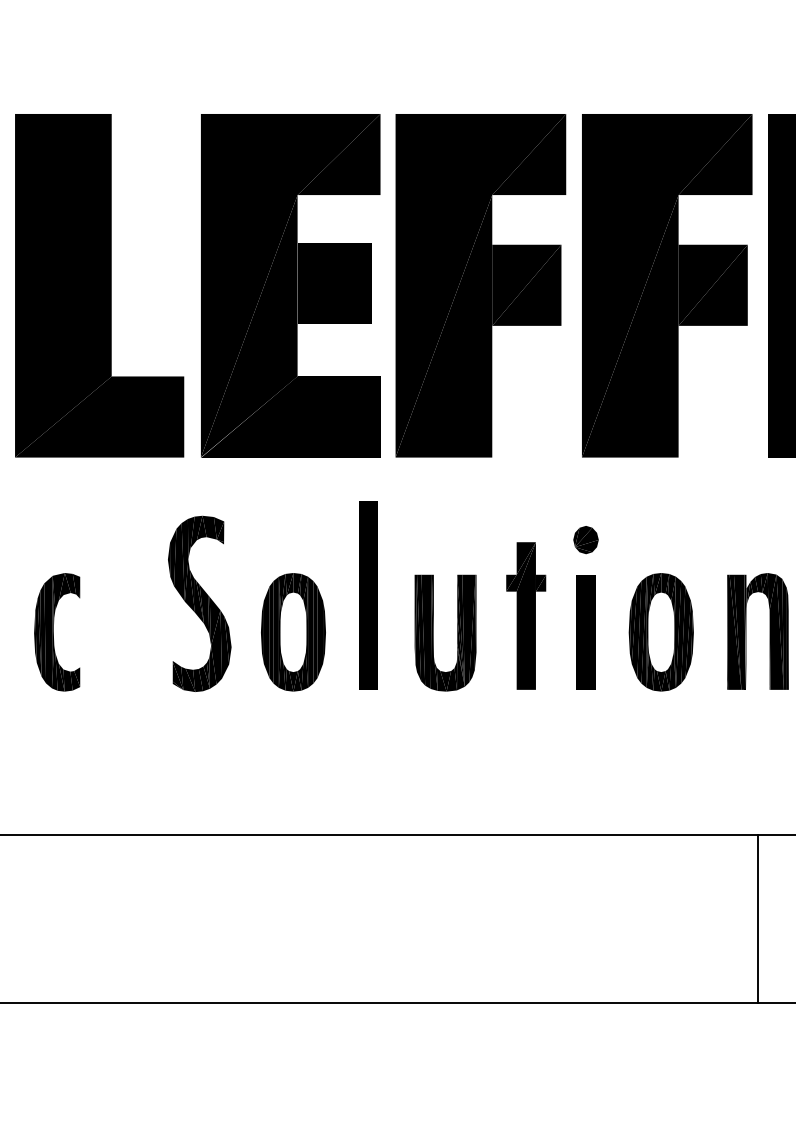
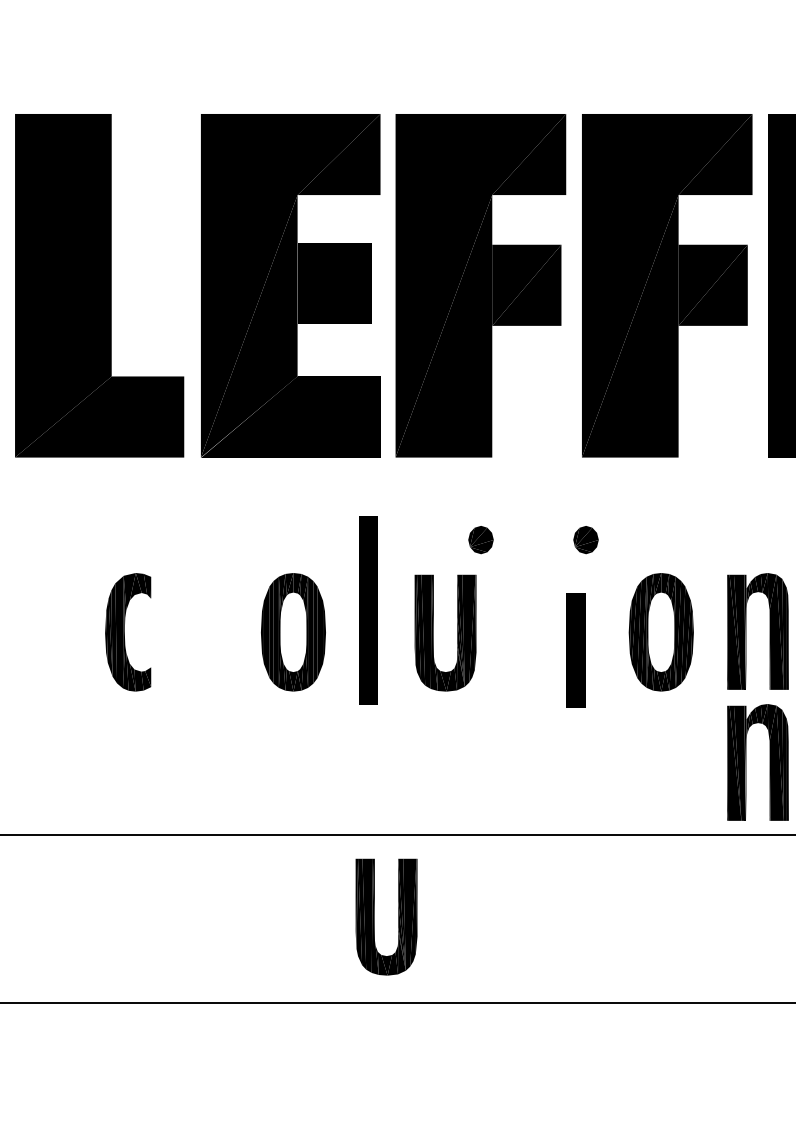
part: none -> present (480, 540)
part position: (368, 595) -> (368, 610) (368, 610)
part: present -> none (199, 603)
part: present -> none (526, 615)
part position: (57, 632) -> (128, 632) (128, 632)
part position: (585, 632) -> (575, 650) (575, 650)
part: none -> present (746, 762)
part: none -> present (374, 916)
line: present -> none (757, 918)
